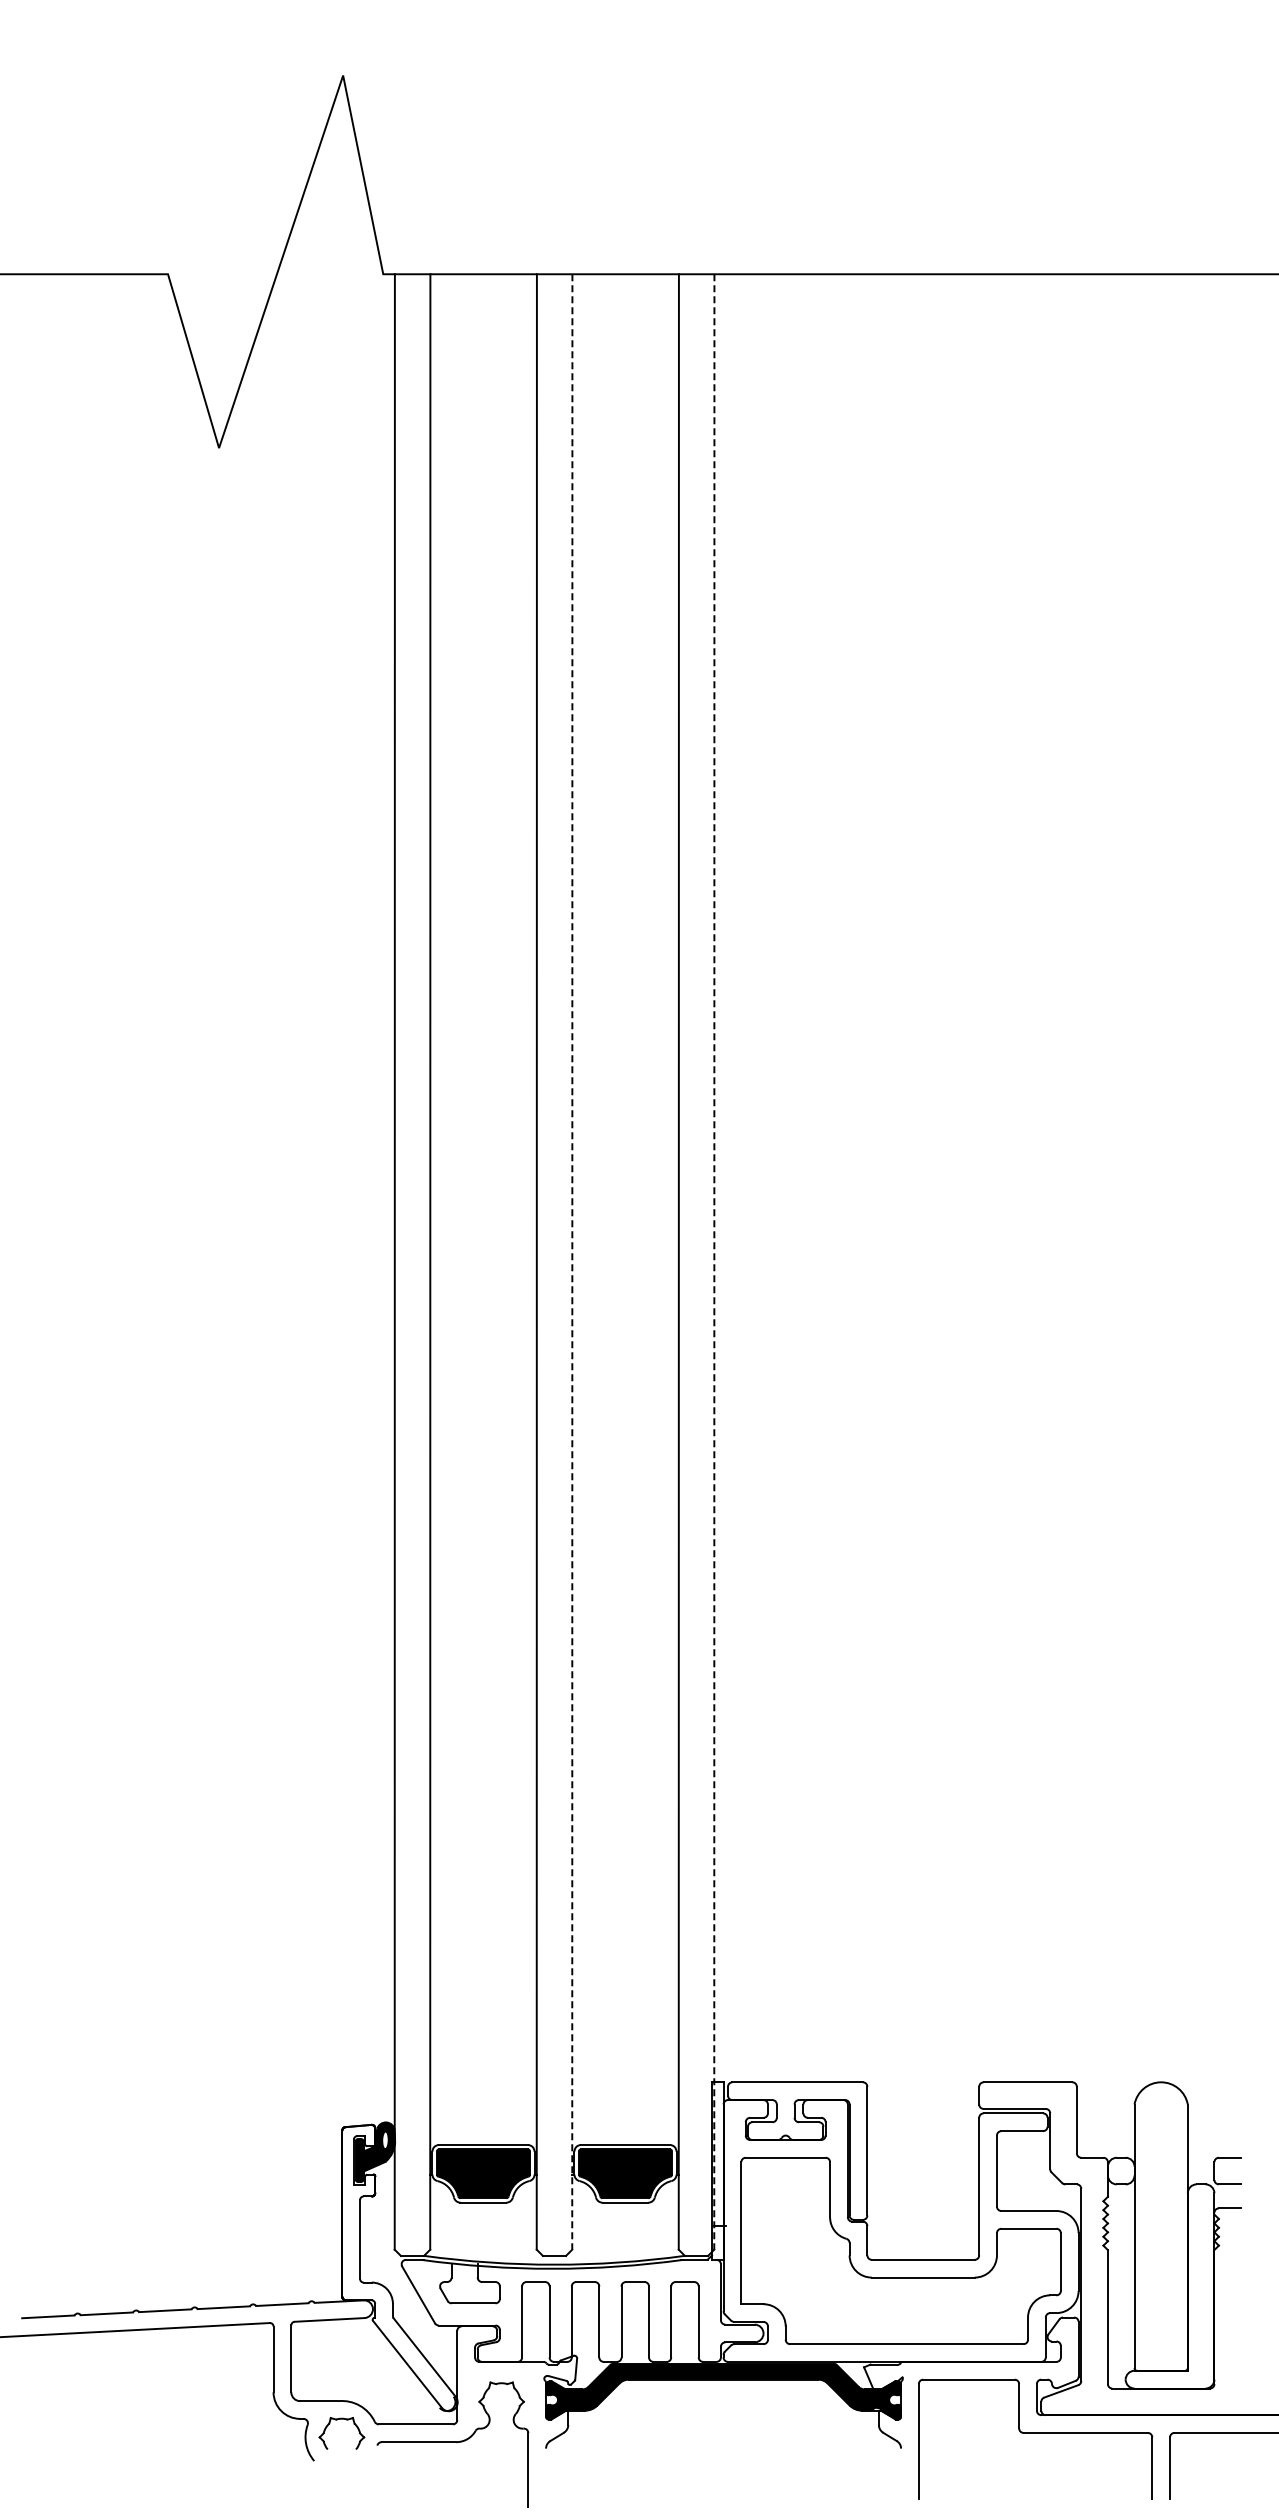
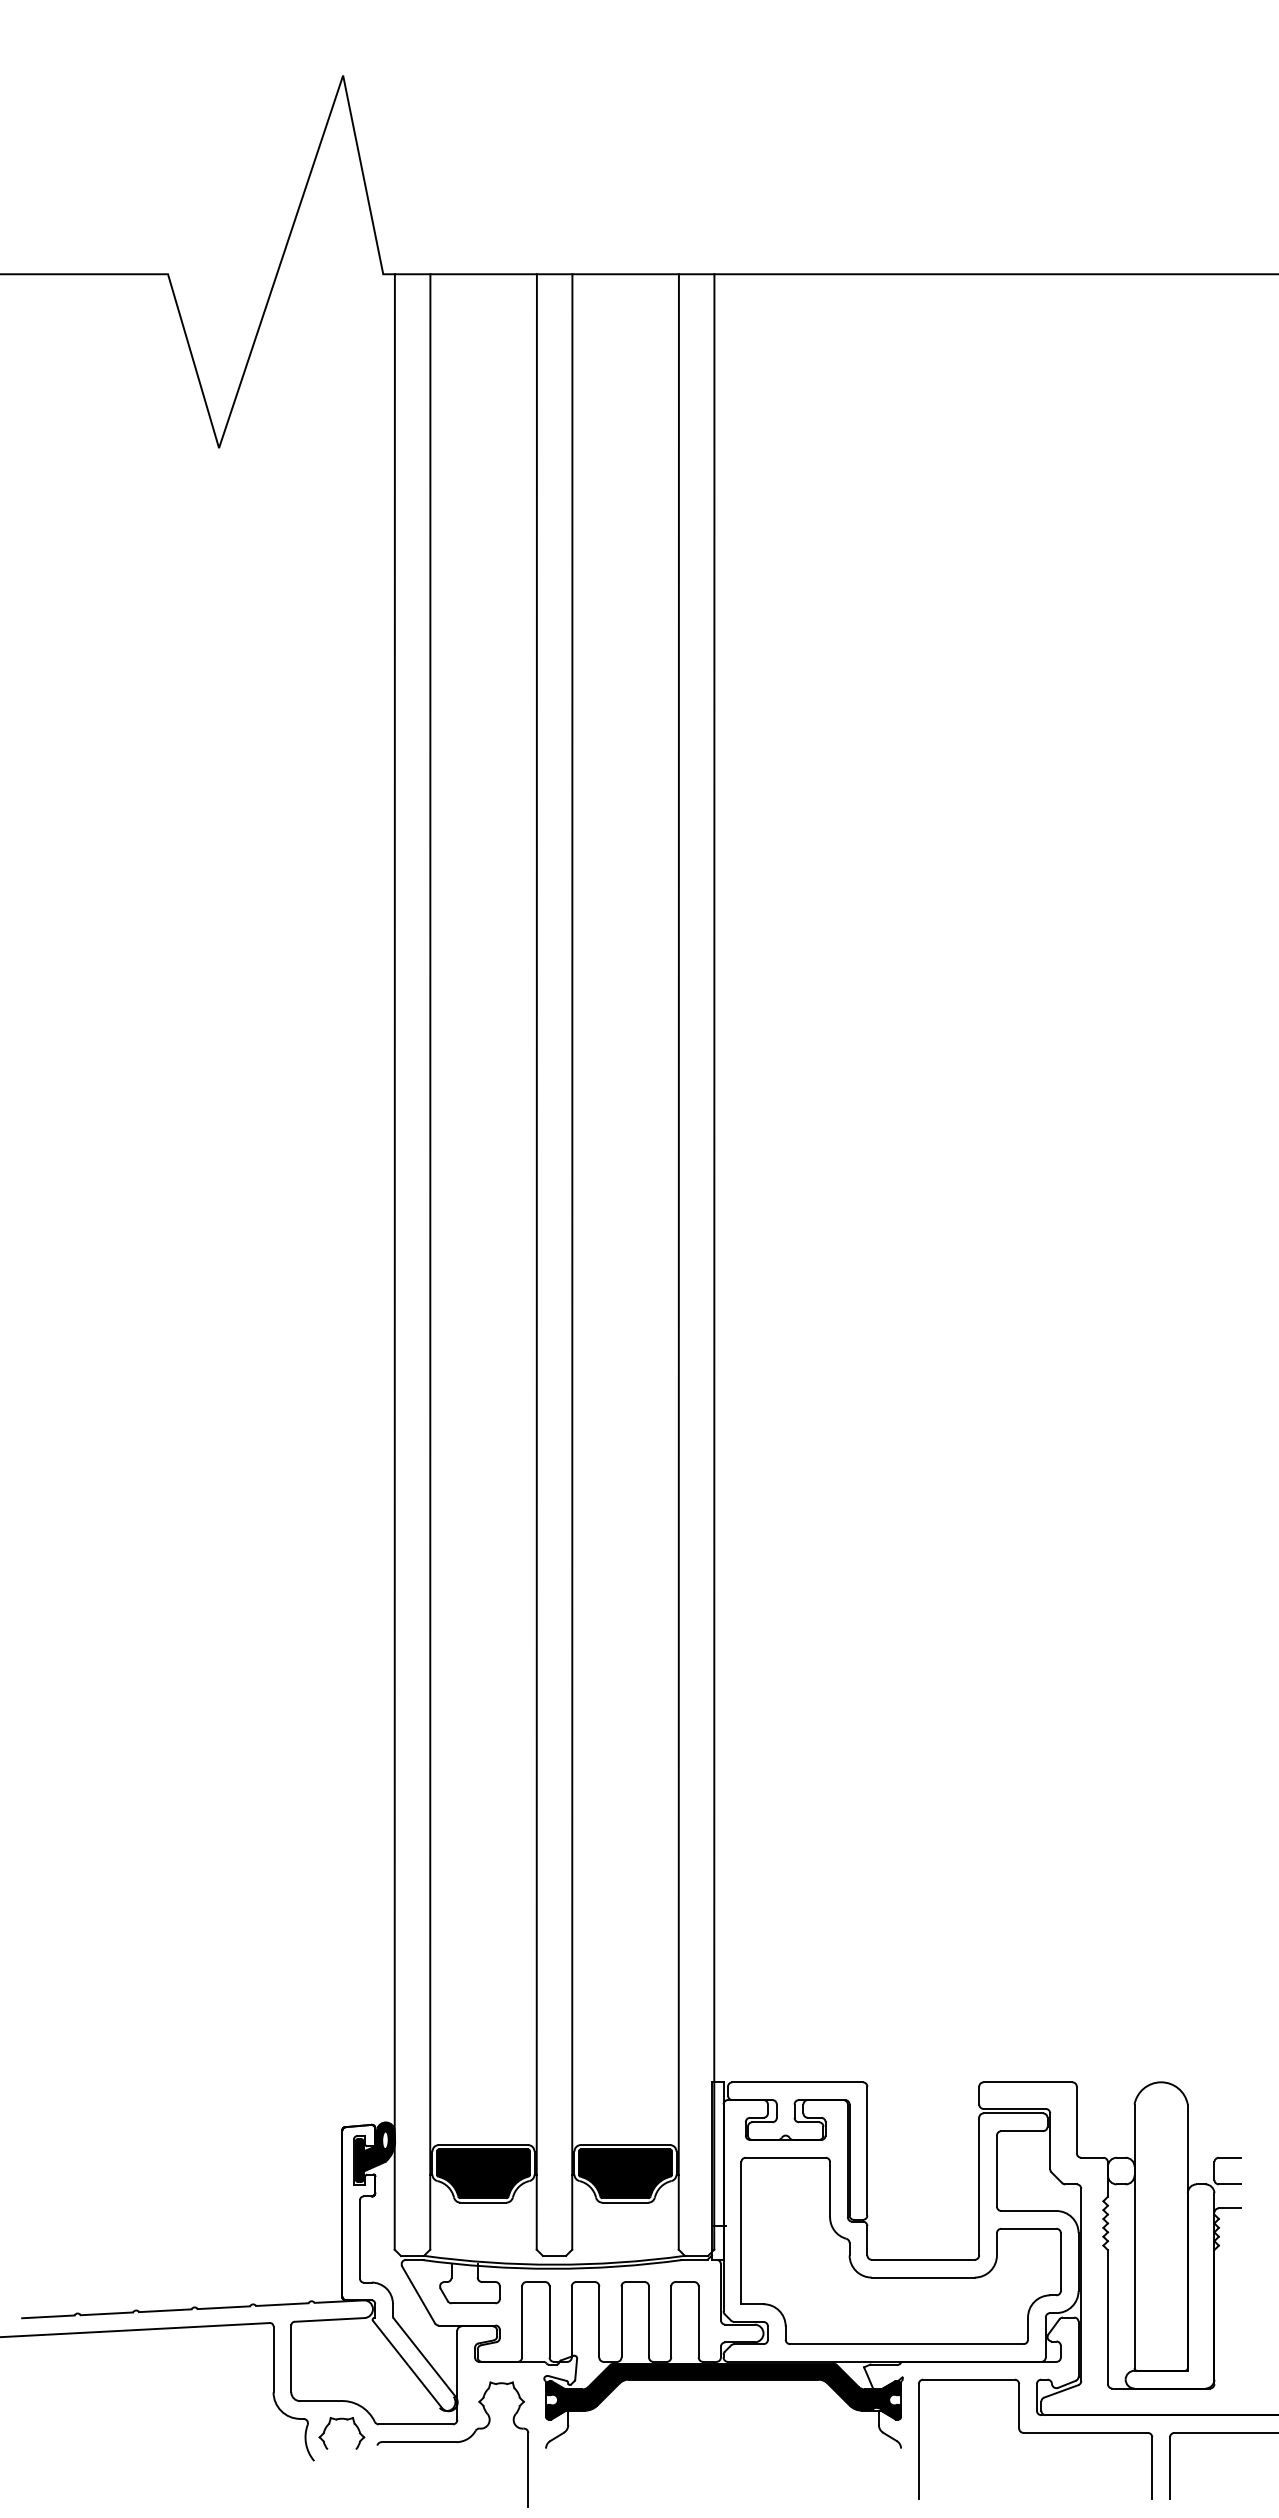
line: dashed -> solid (572, 1261)
line: dashed -> solid (714, 1261)
